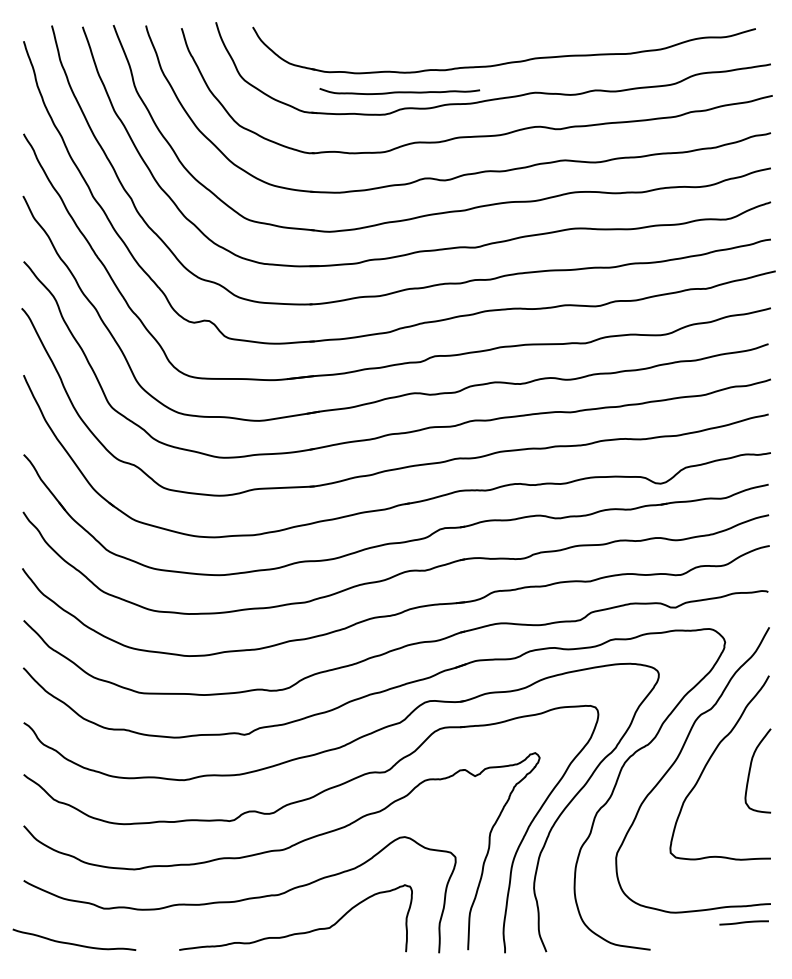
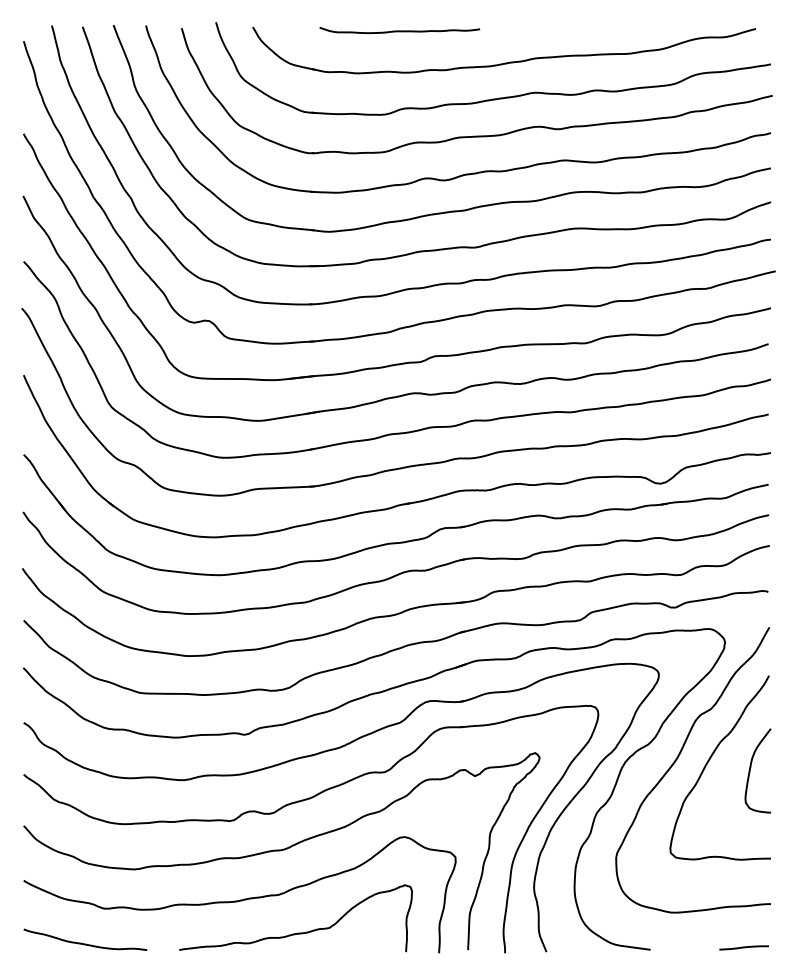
curve position: (399, 91) -> (399, 30) (399, 30)
line position: (743, 922) -> (743, 947) (743, 947)
curve position: (74, 943) -> (85, 943) (85, 943)
